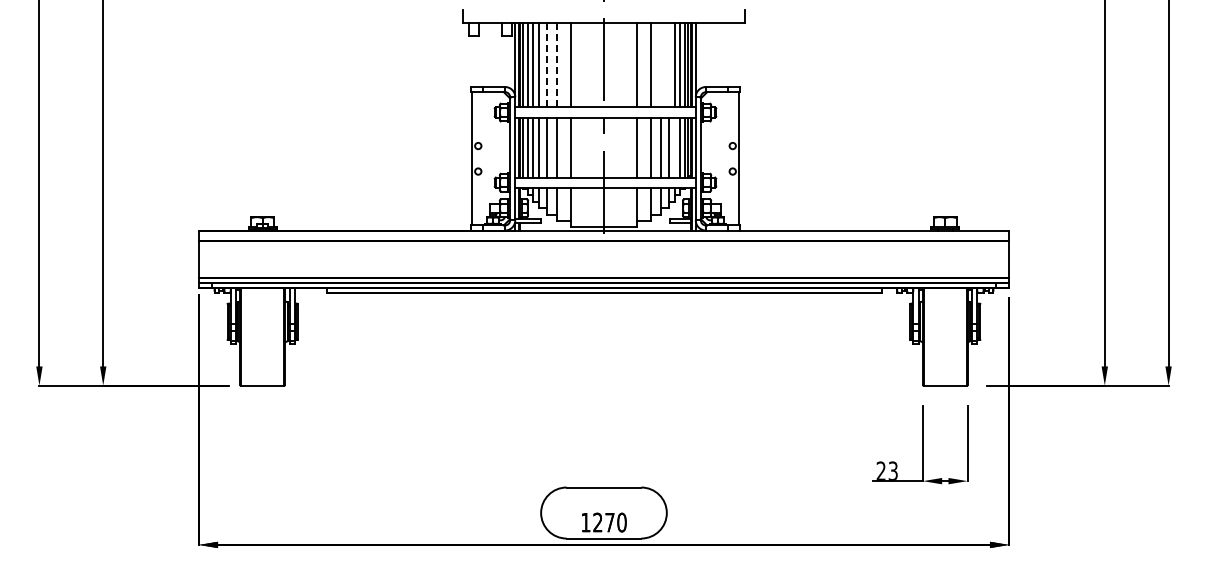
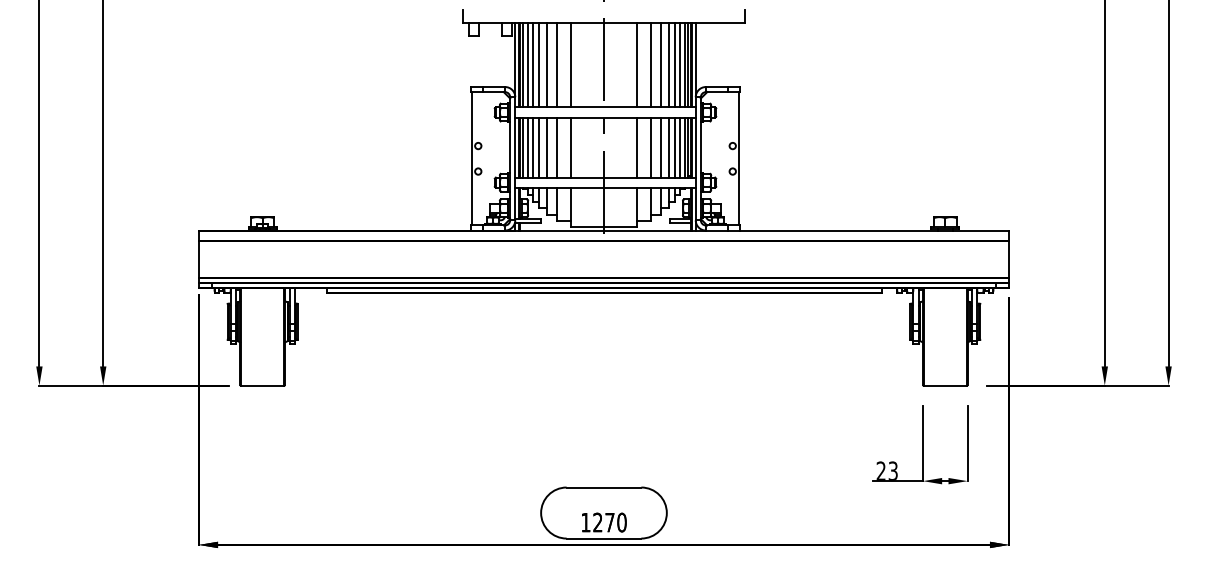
line: dashed -> solid (547, 65)
line: dashed -> solid (556, 65)
line: none -> present (660, 65)
line: none -> present (668, 65)
line: none -> present (674, 147)
